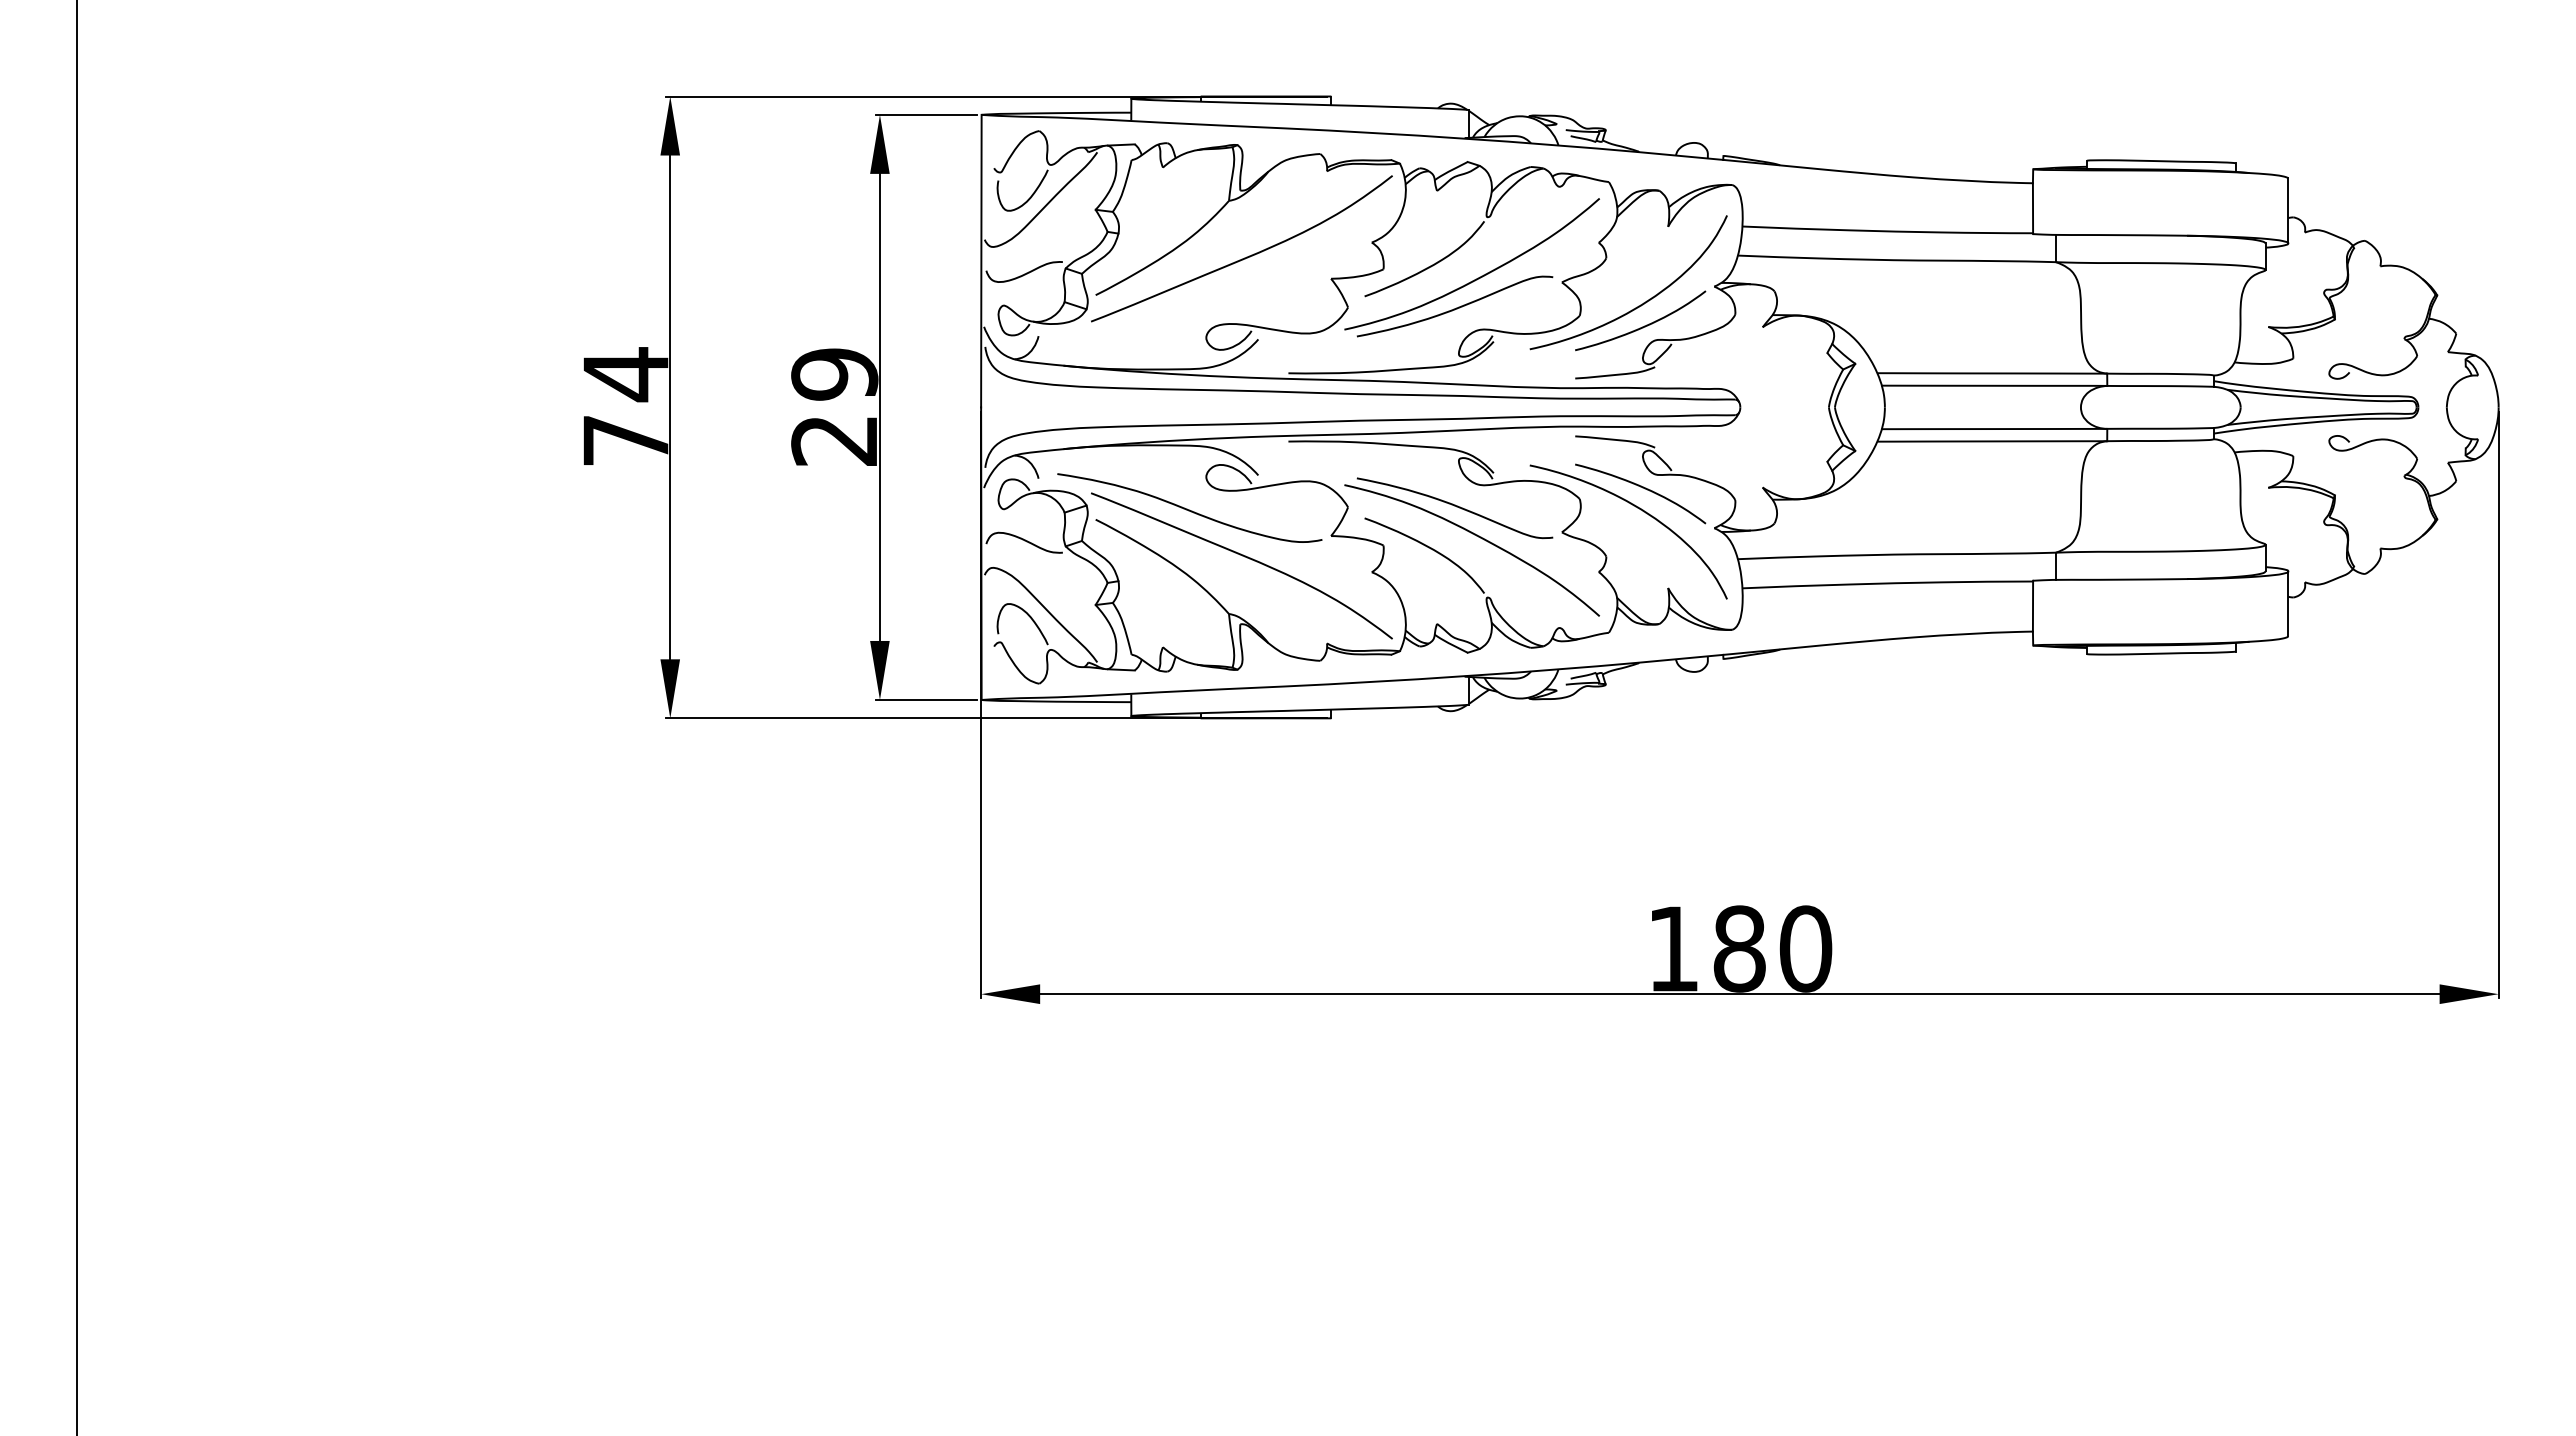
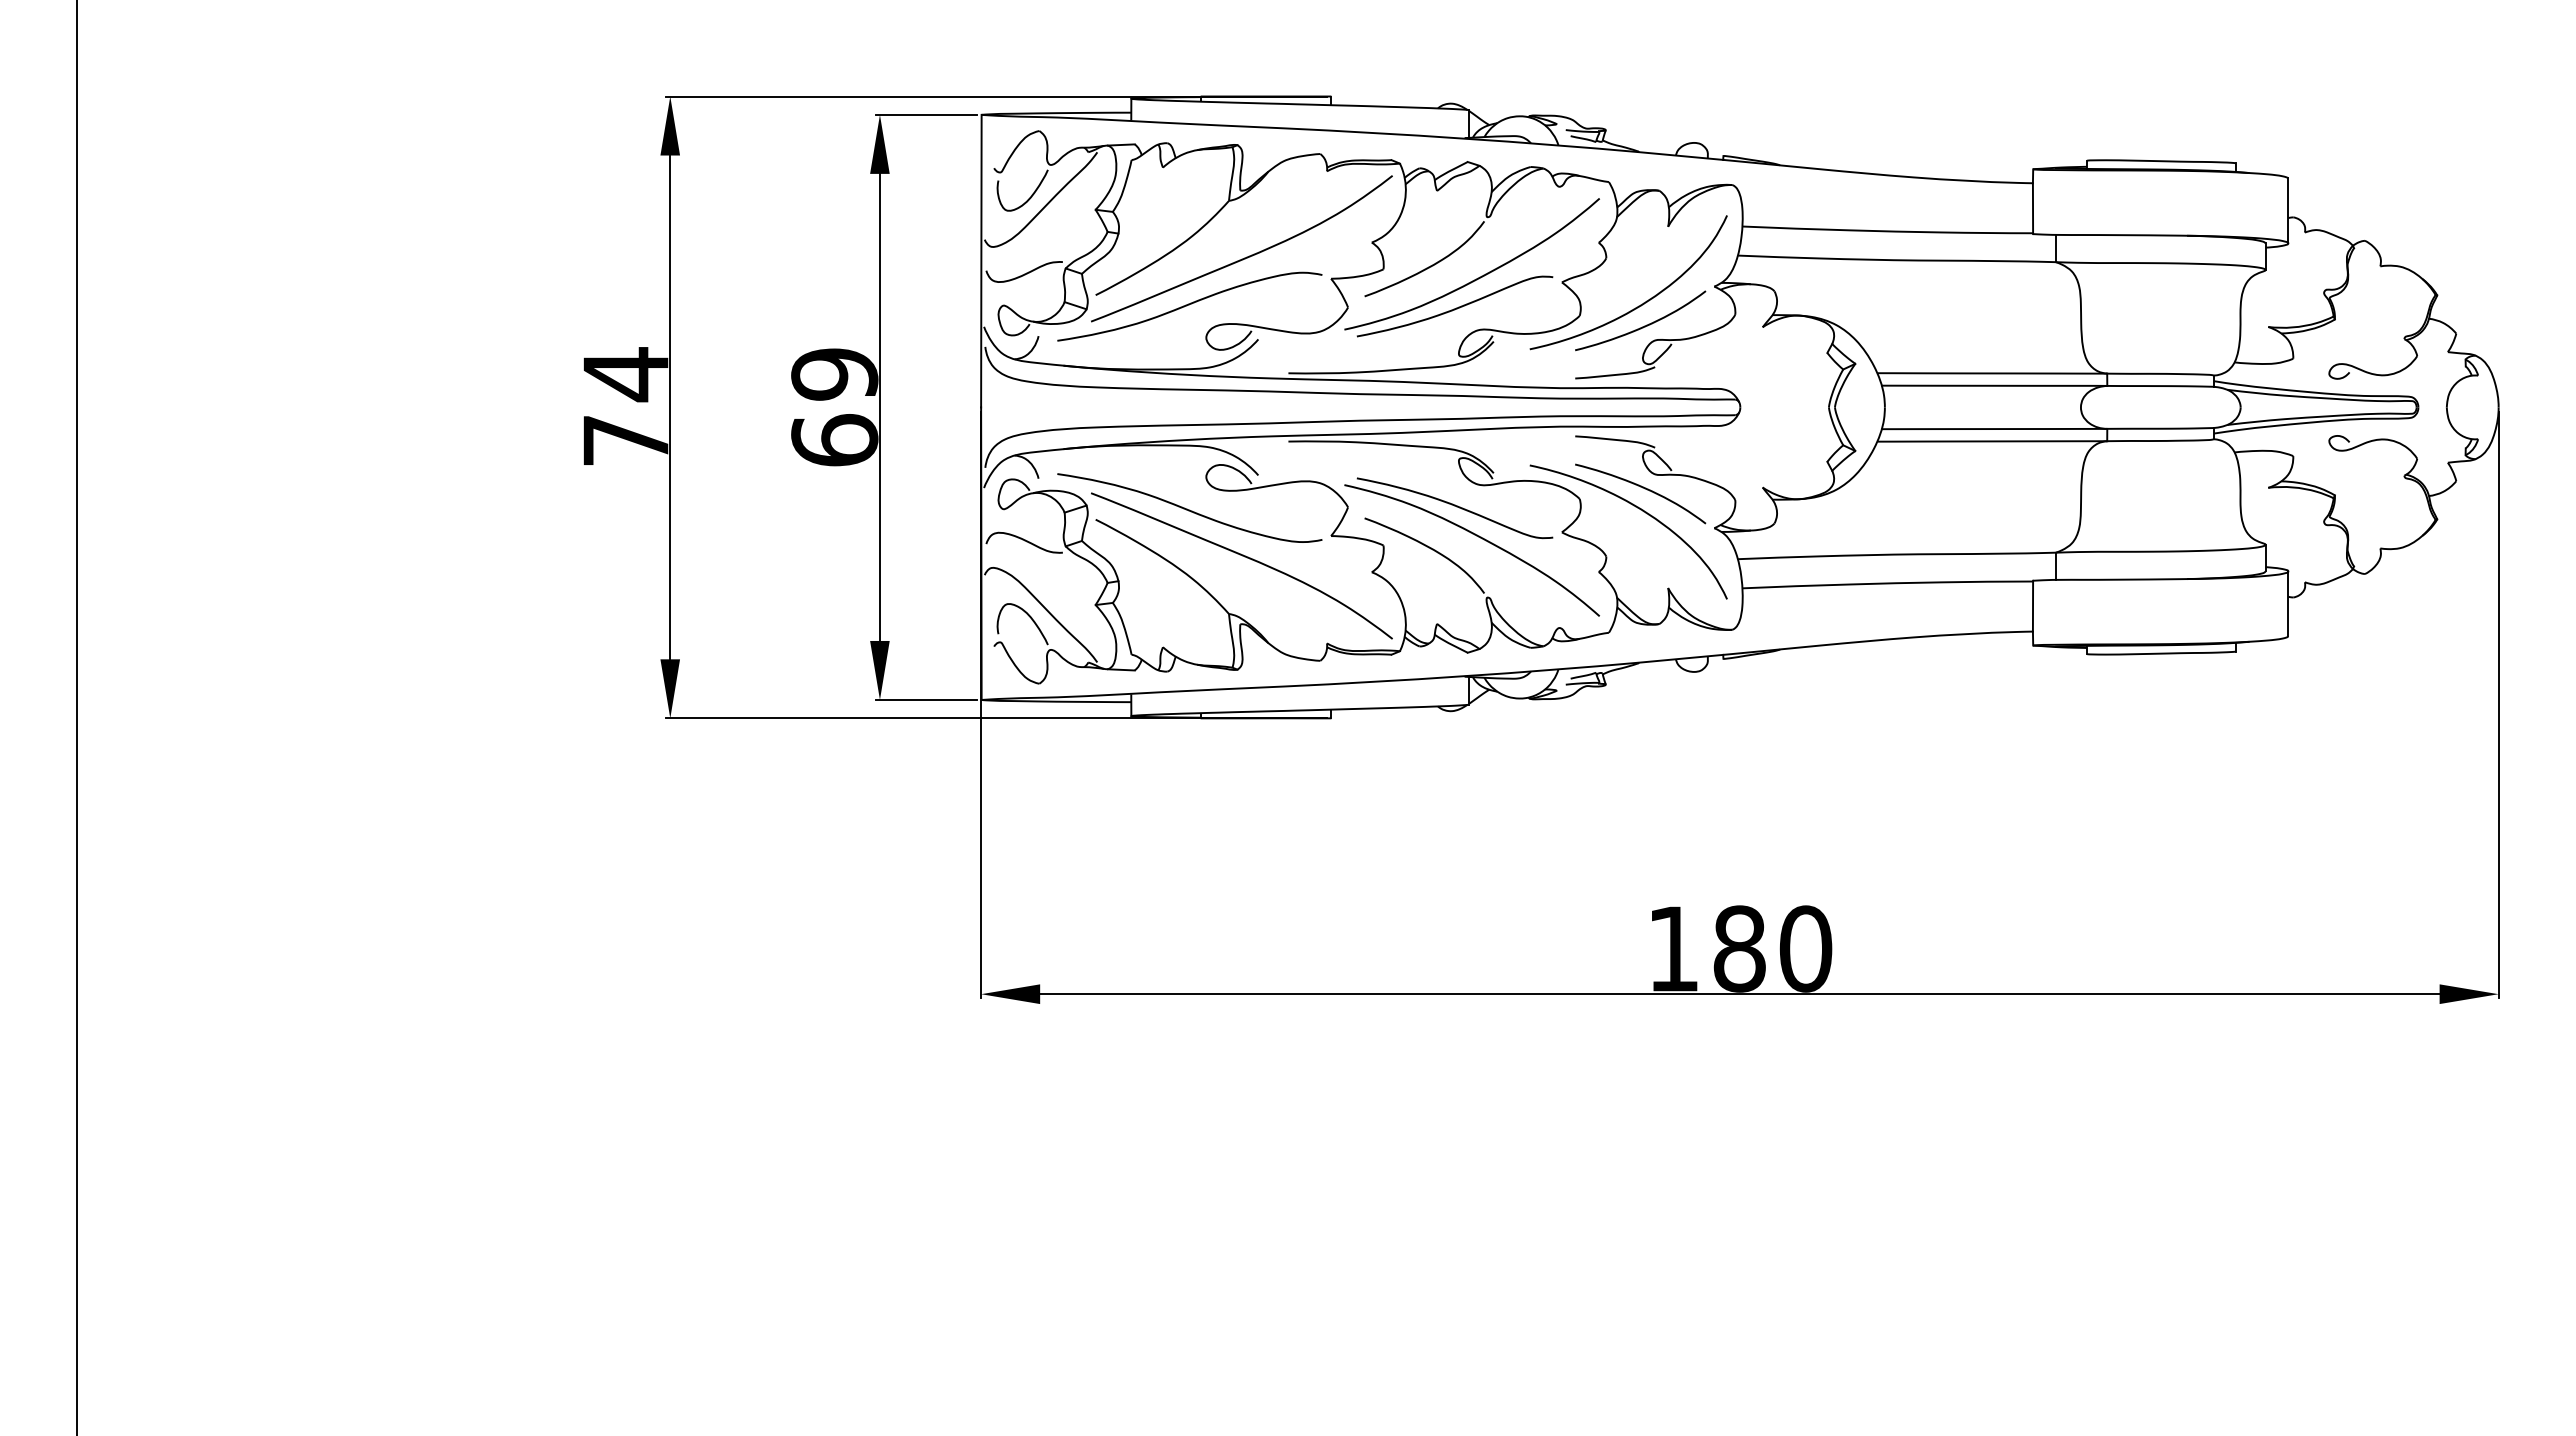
curve: none -> present (1189, 305)
text: 29 -> 69 (834, 440)
